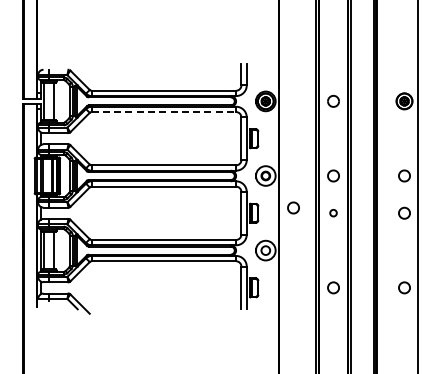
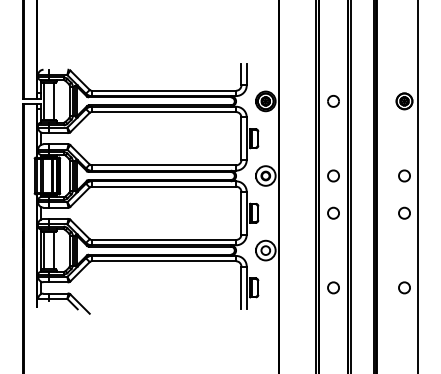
line: dashed -> solid (164, 112)
part: present -> none (293, 207)
circle size: 9x9 px -> 13x14 px (333, 212)
